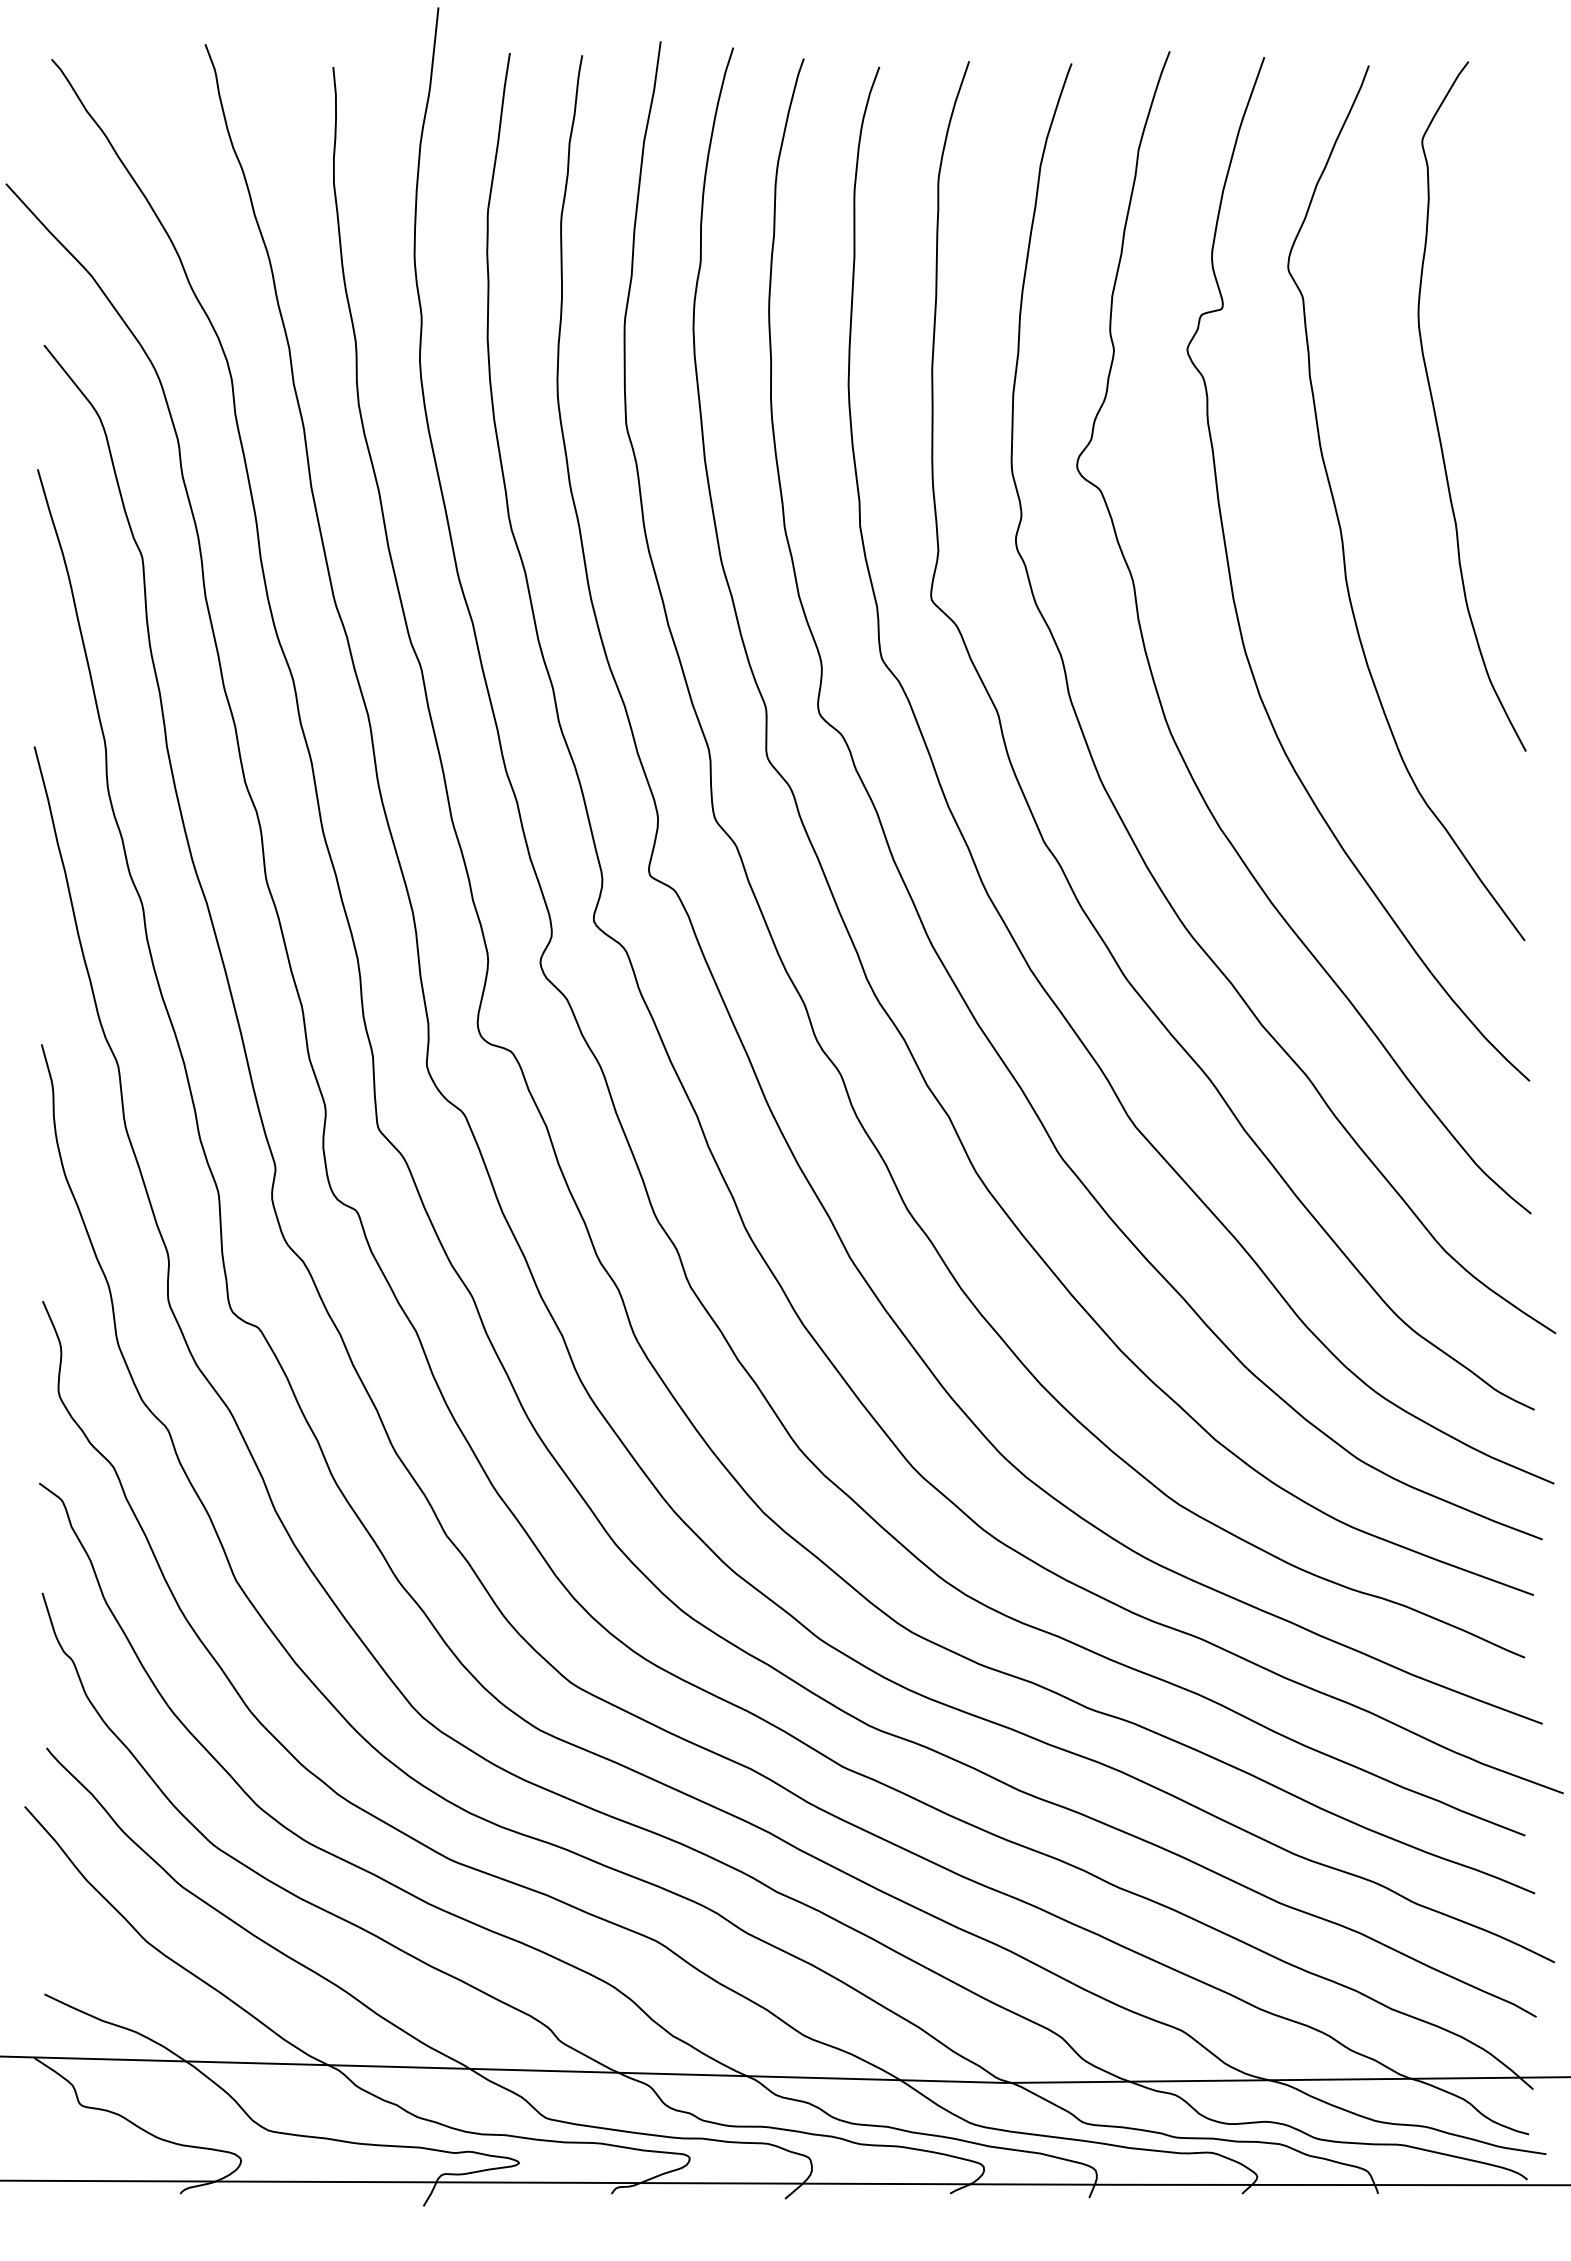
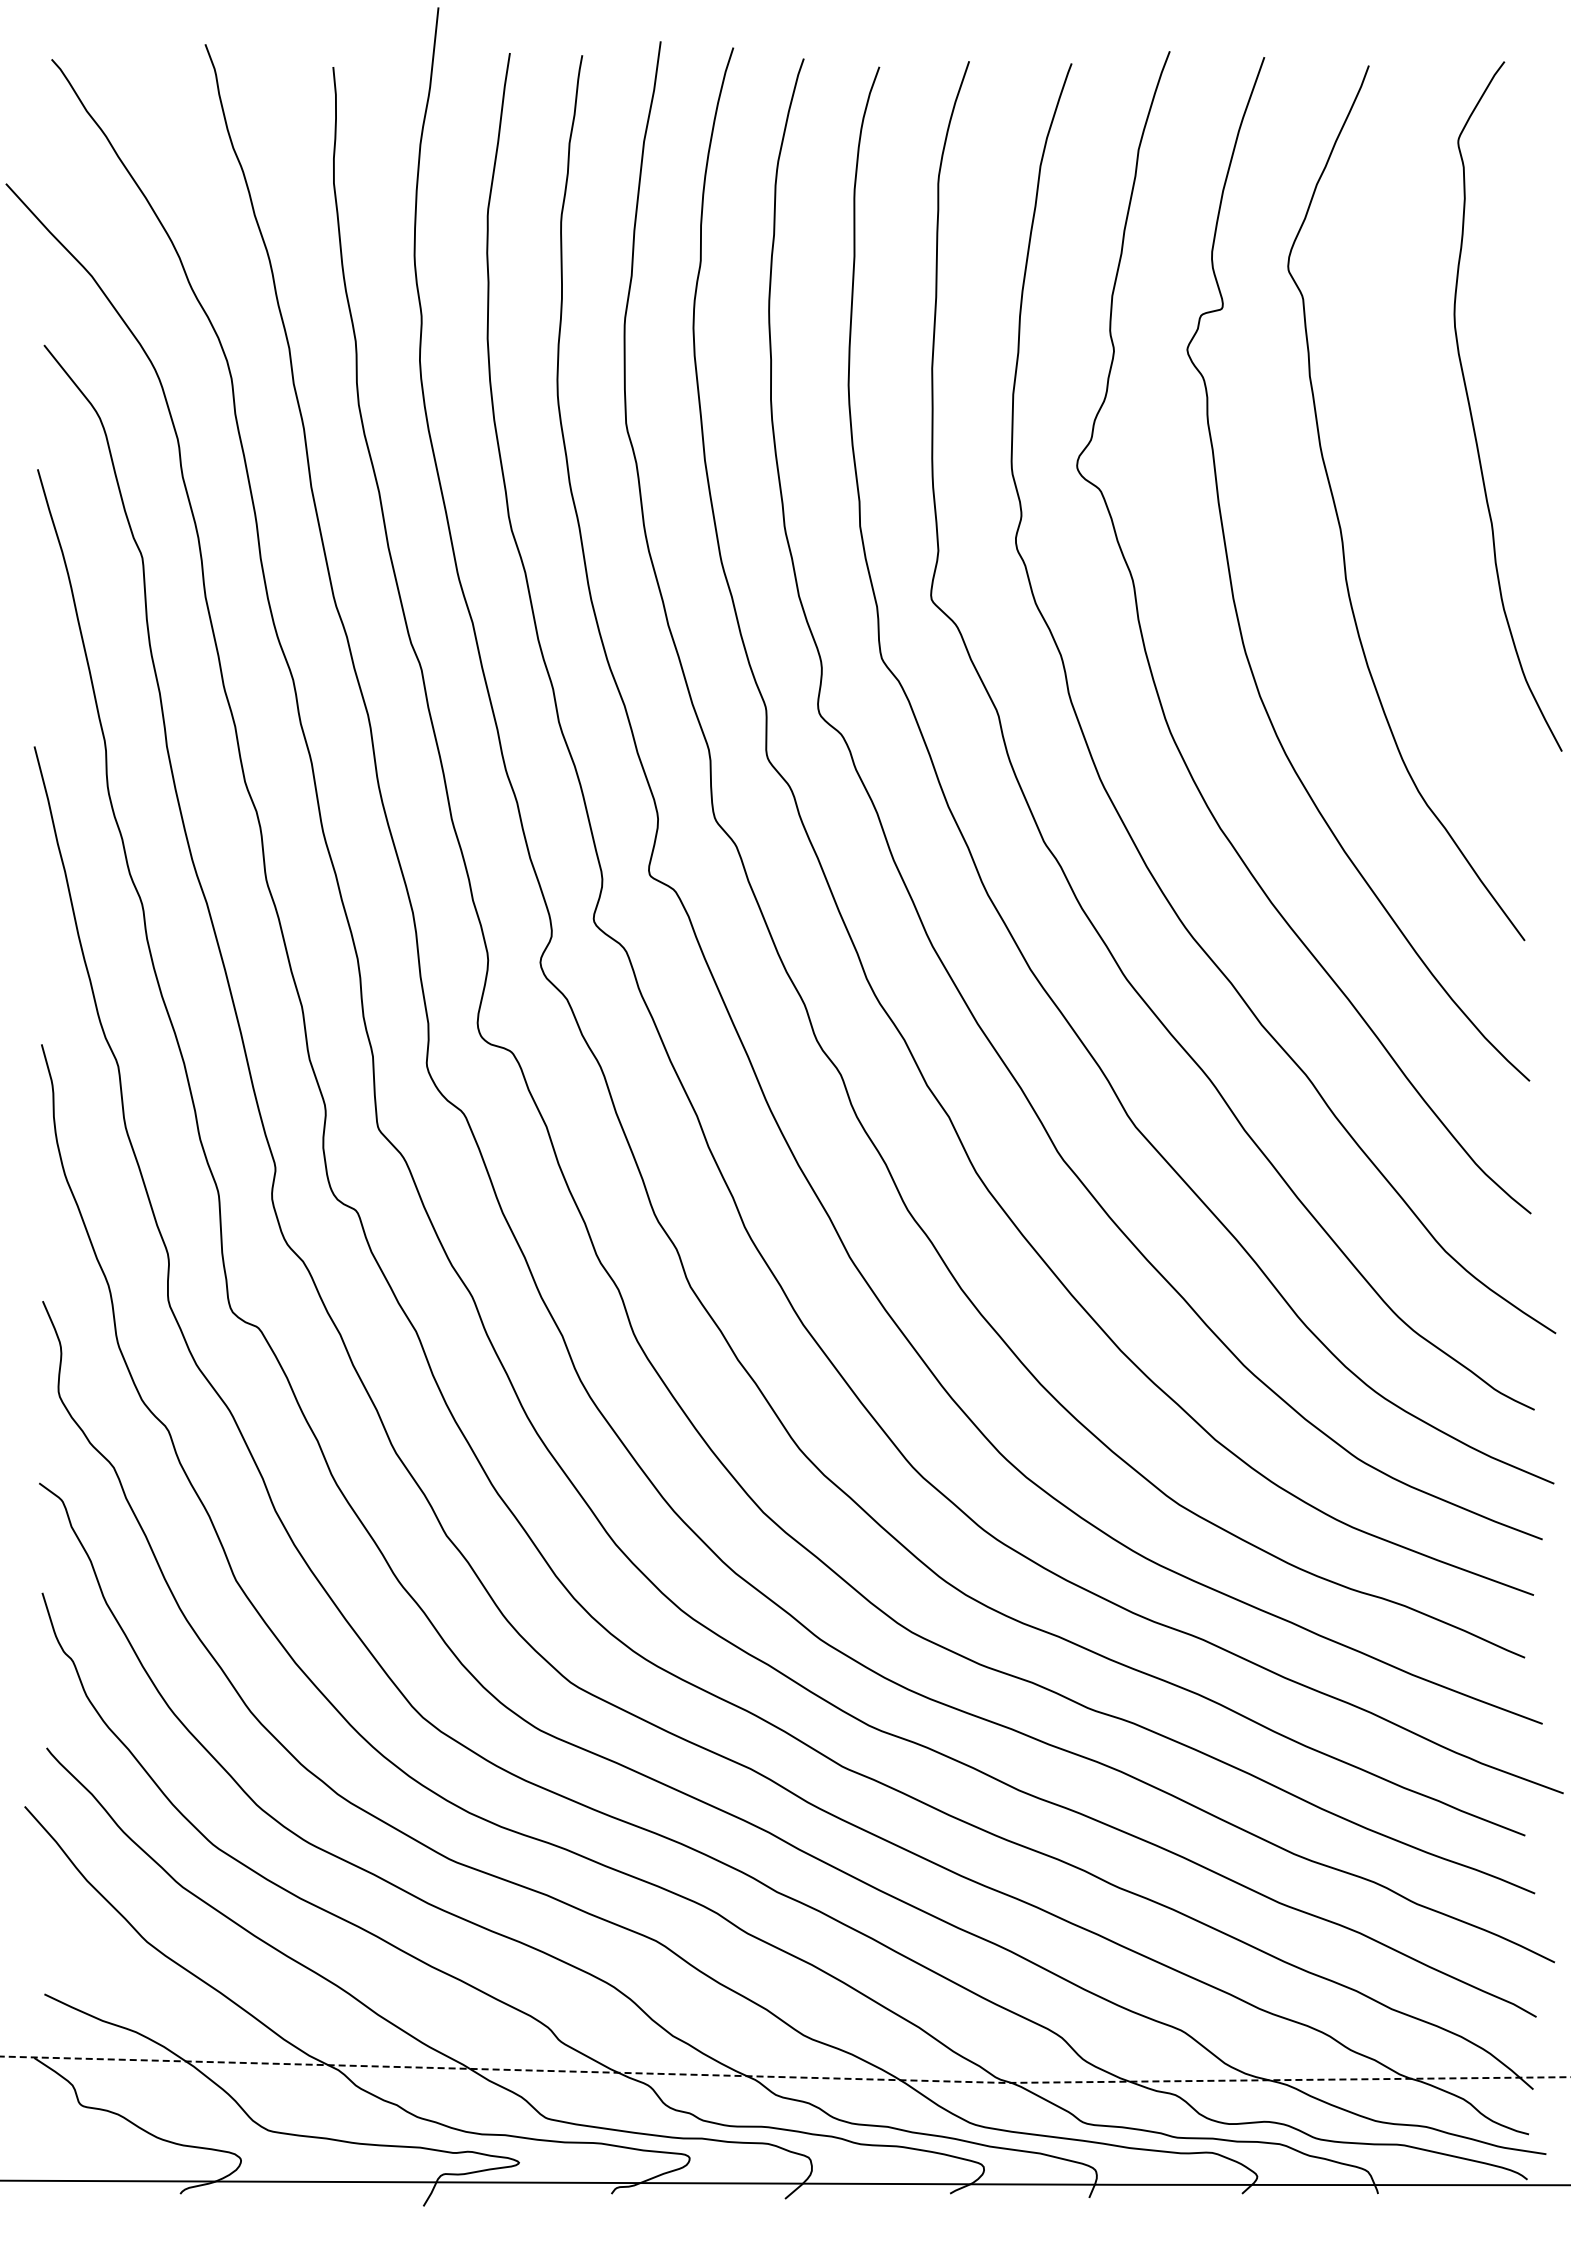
curve position: (1436, 415) -> (1472, 415) (1472, 415)
line: solid -> dashed (785, 2077)
